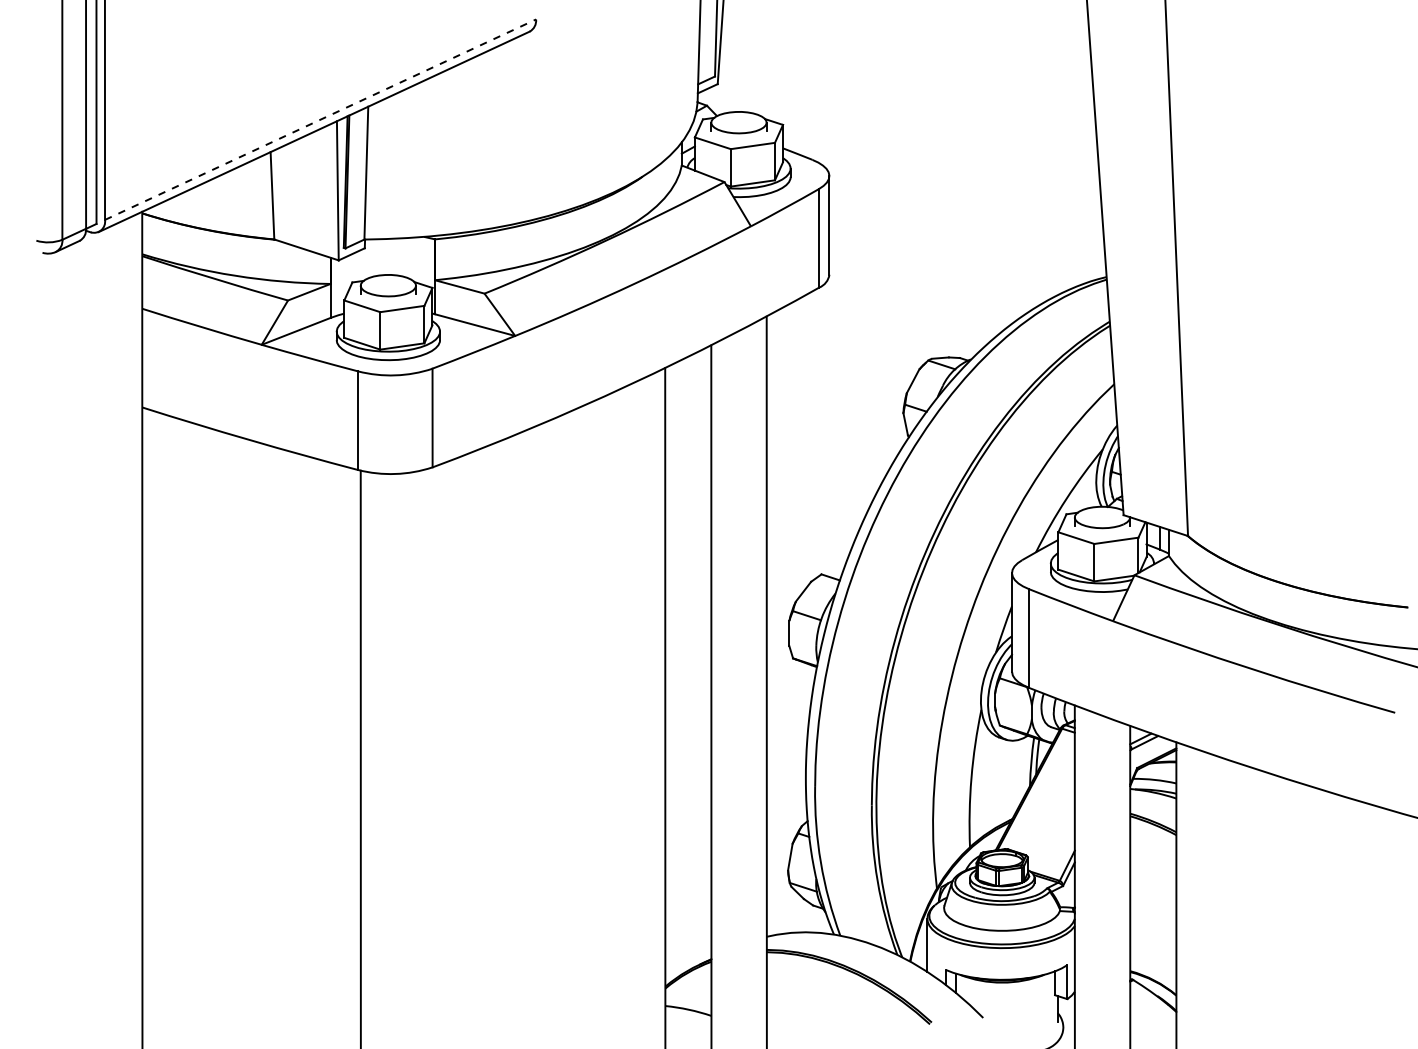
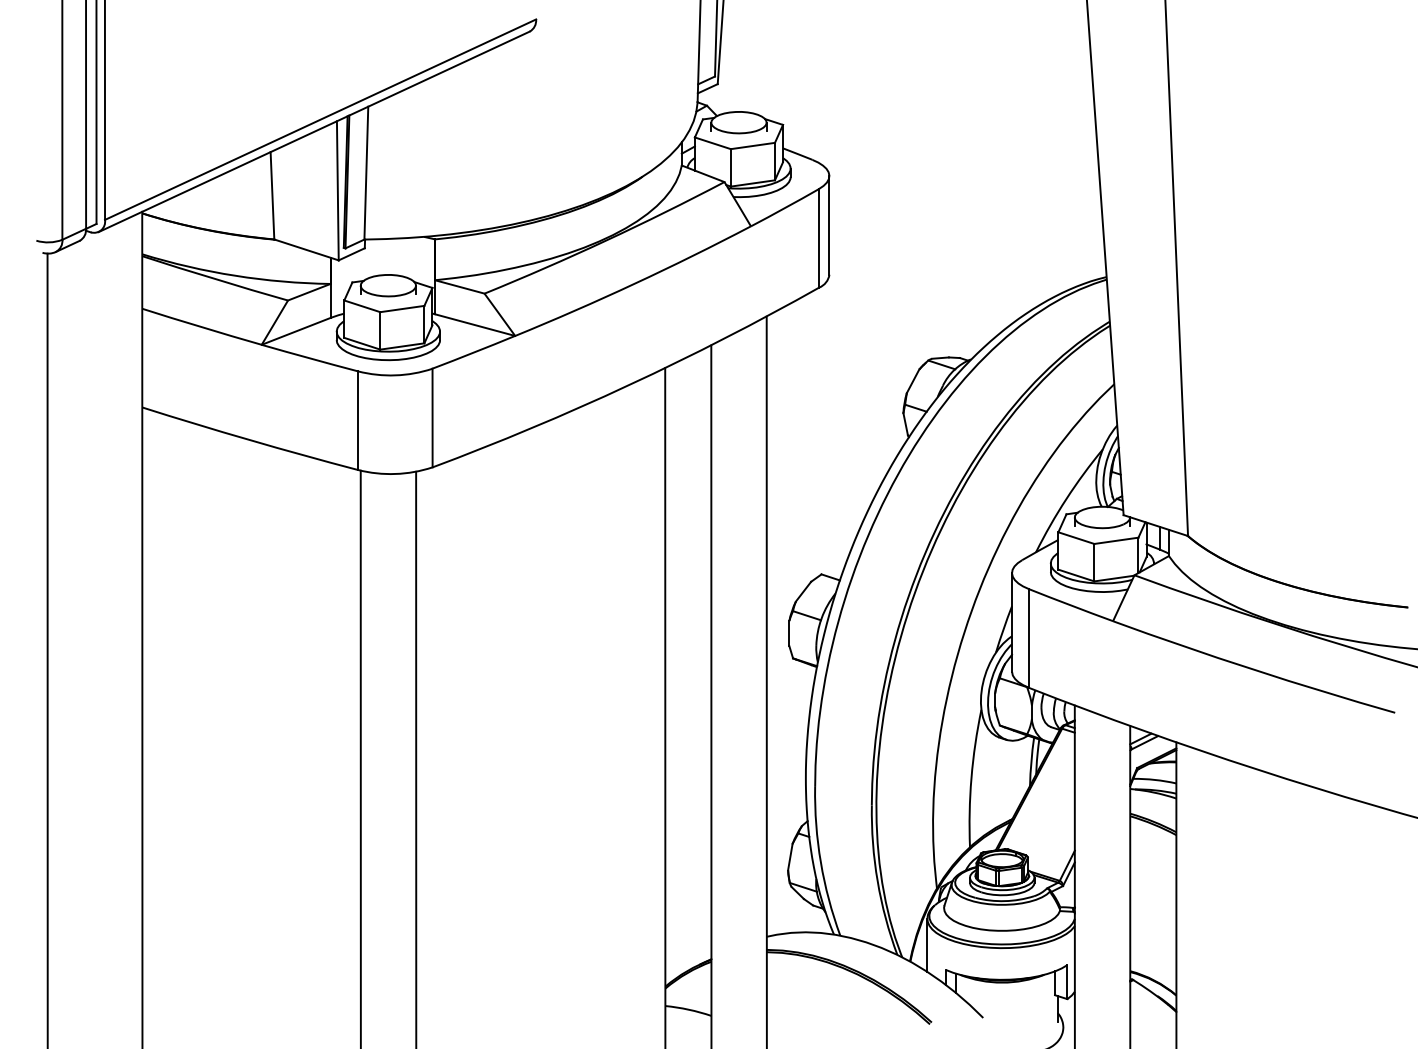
line: dashed -> solid (320, 119)
line: none -> present (47, 649)
line: none -> present (416, 758)
